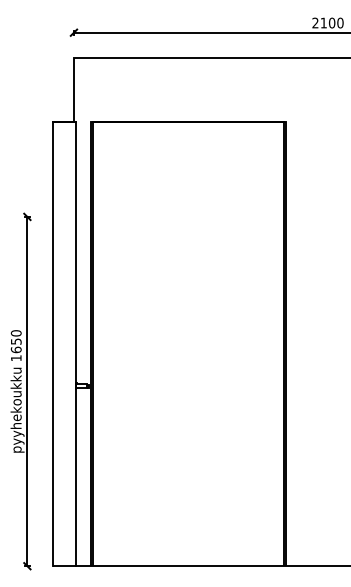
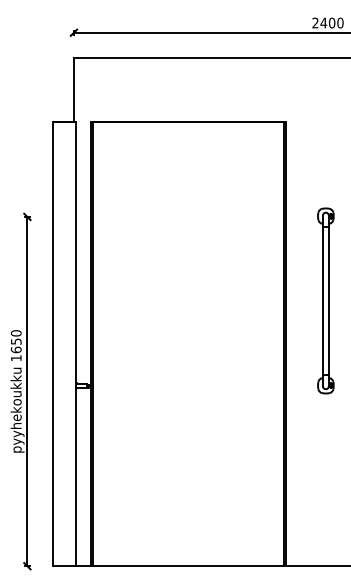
text: 2100 -> 2400 (323, 22)
part: none -> present (325, 300)
